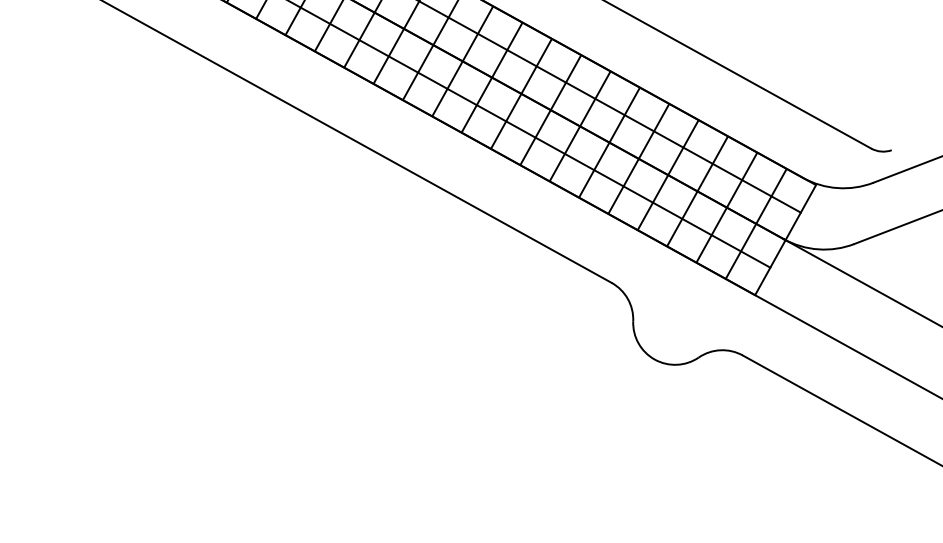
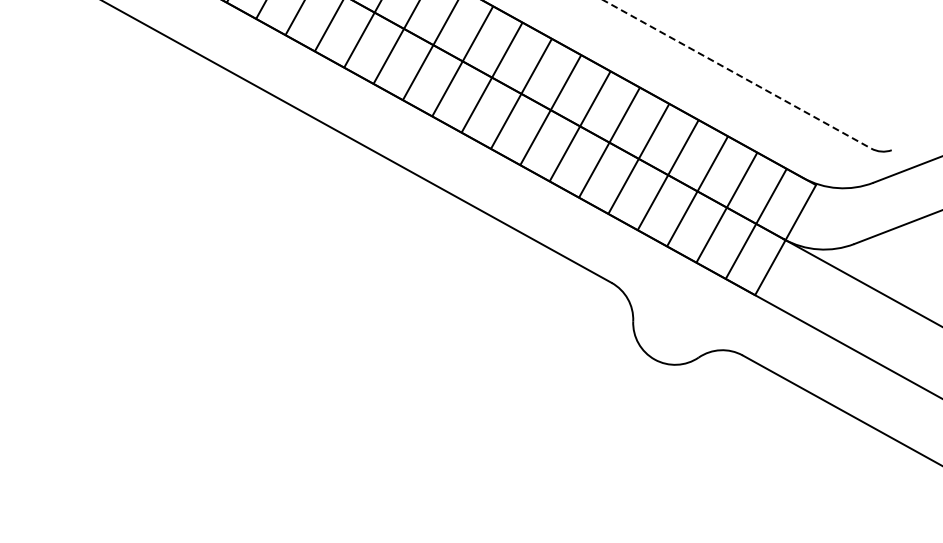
line: solid -> dashed (737, 74)
line: present -> none (610, 107)
line: present -> none (530, 134)
